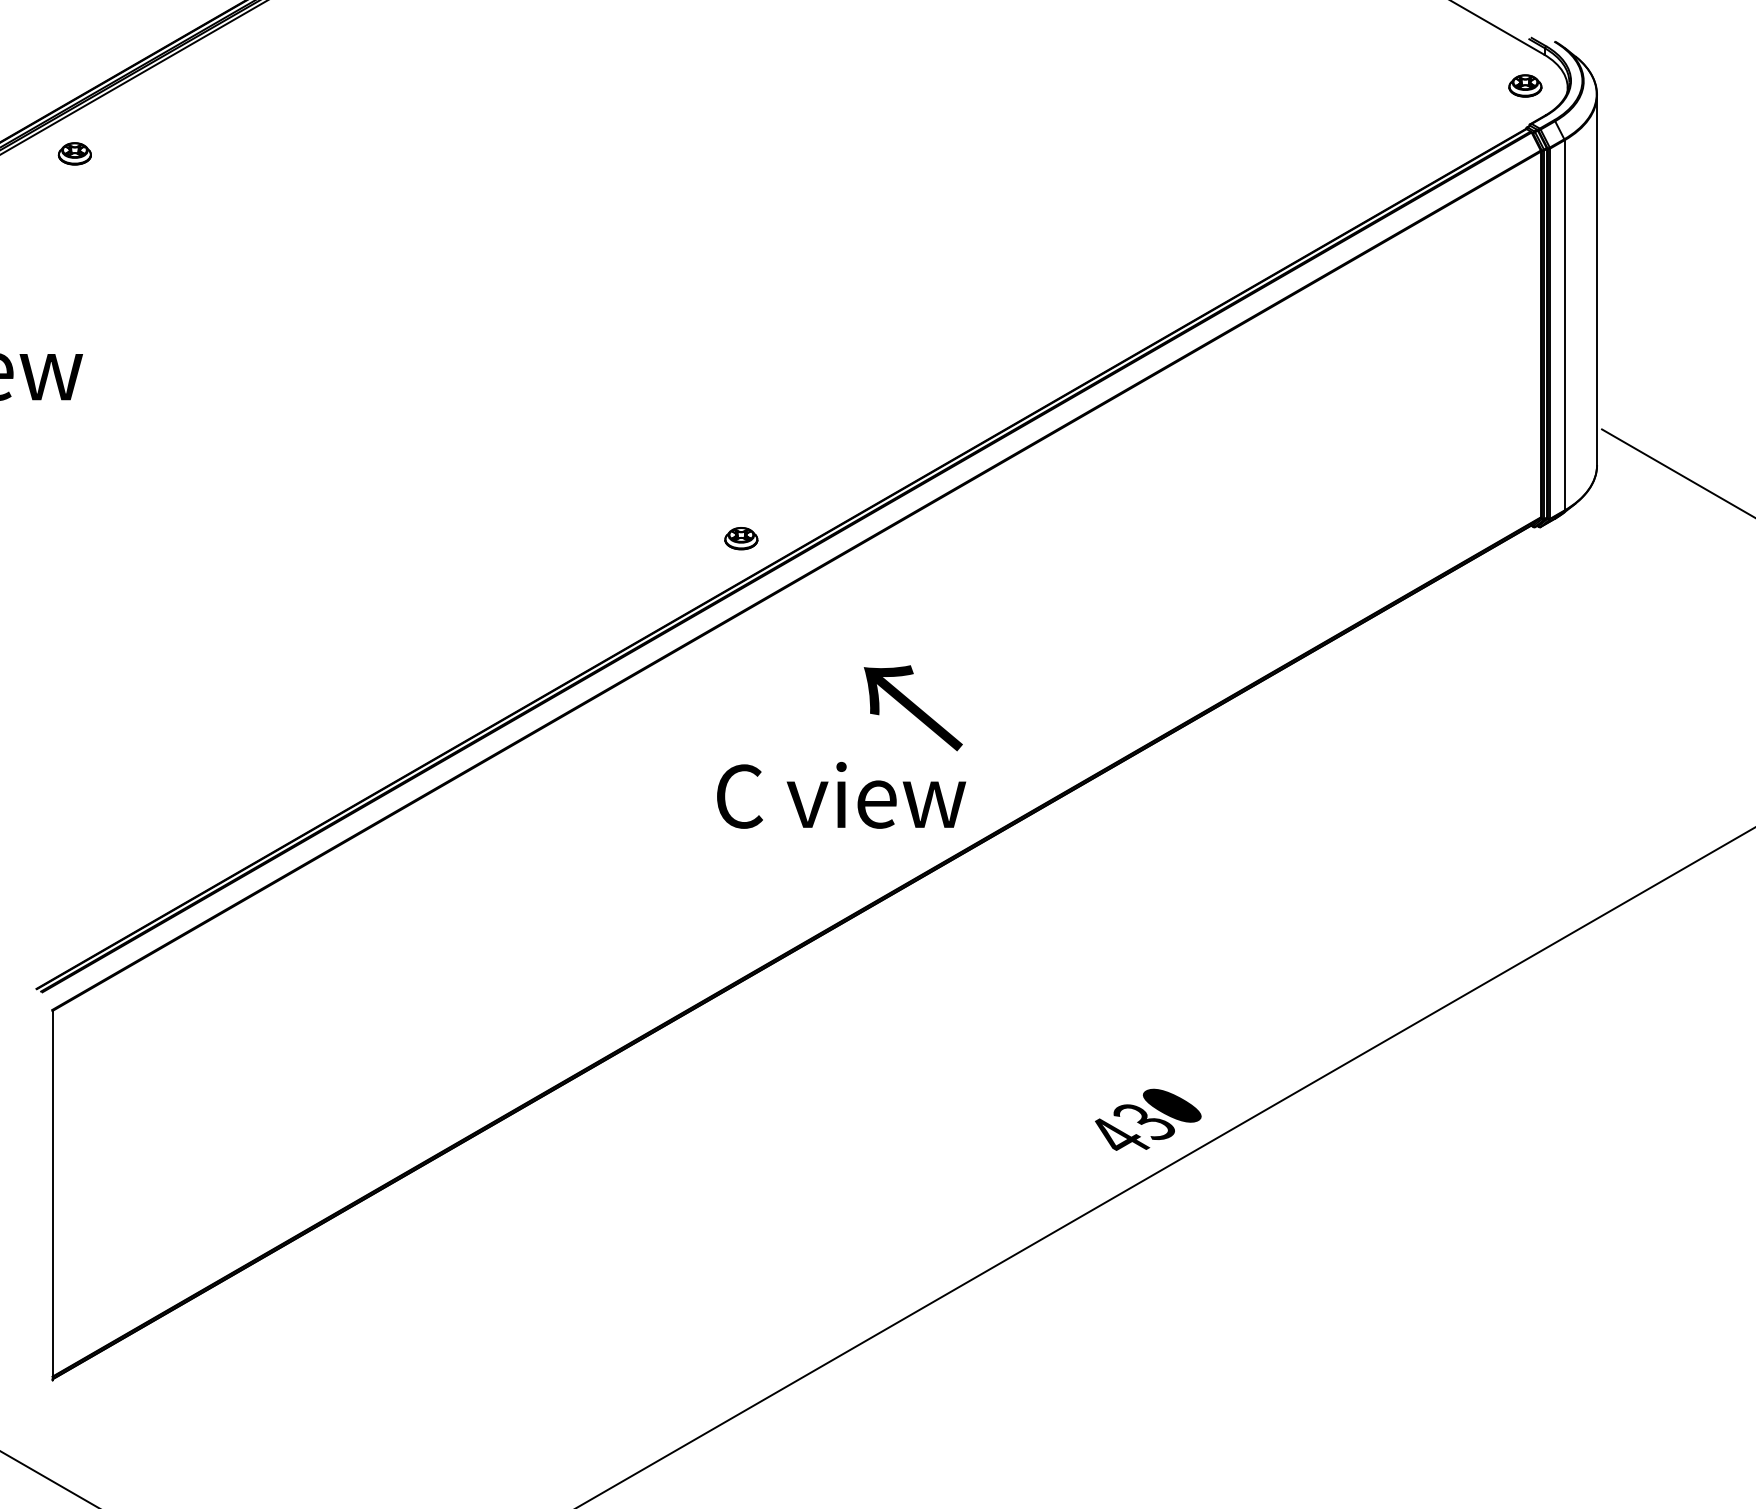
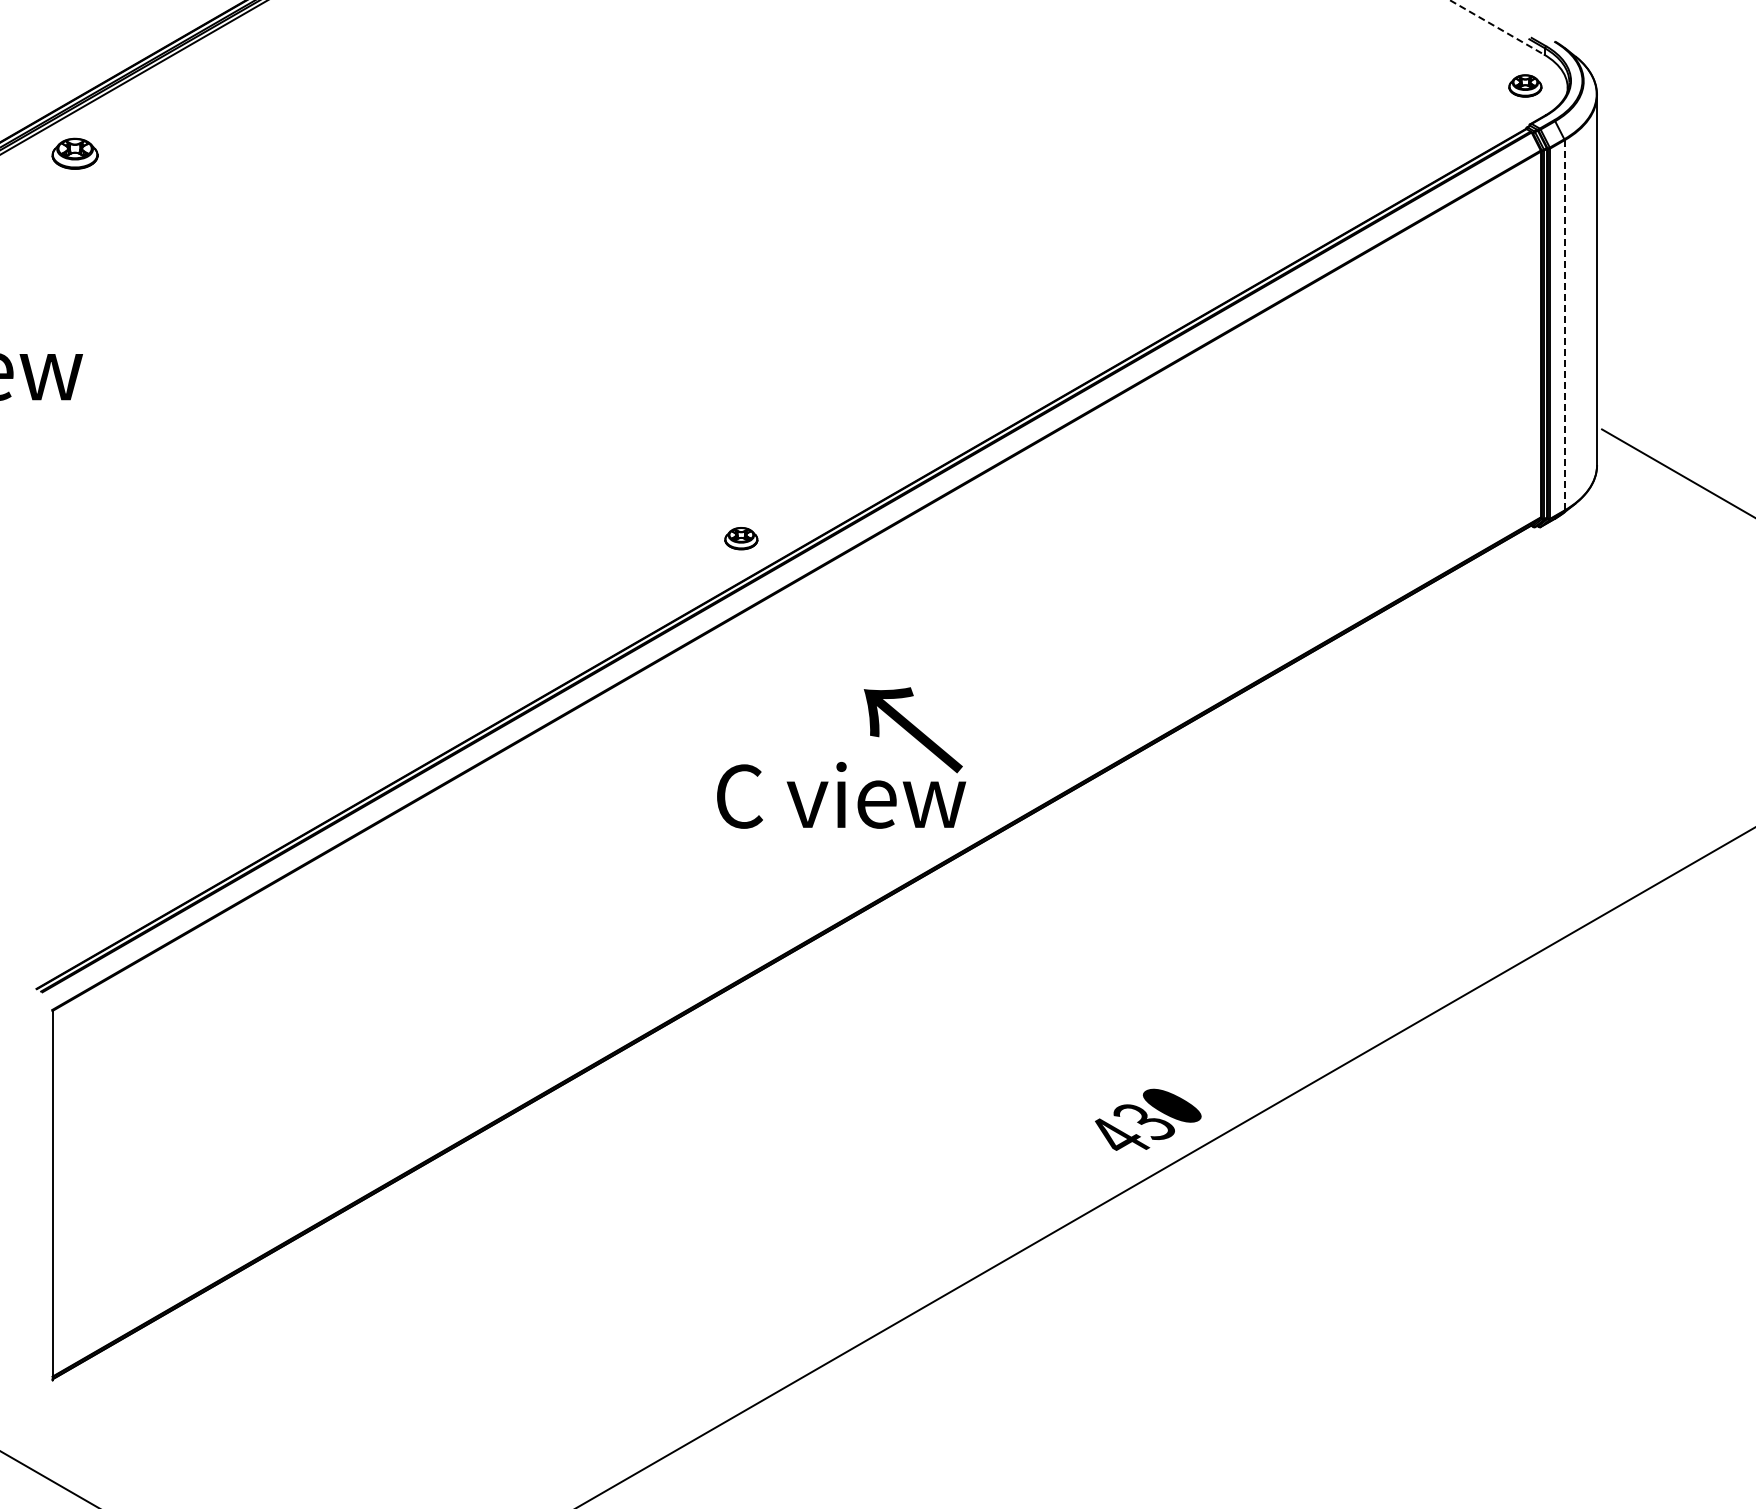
line: solid -> dashed (1497, 27)
part size: 35x24 px -> 48x33 px (74, 153)
line: solid -> dashed (1564, 325)
text position: (912, 708) -> (912, 730) (912, 730)
